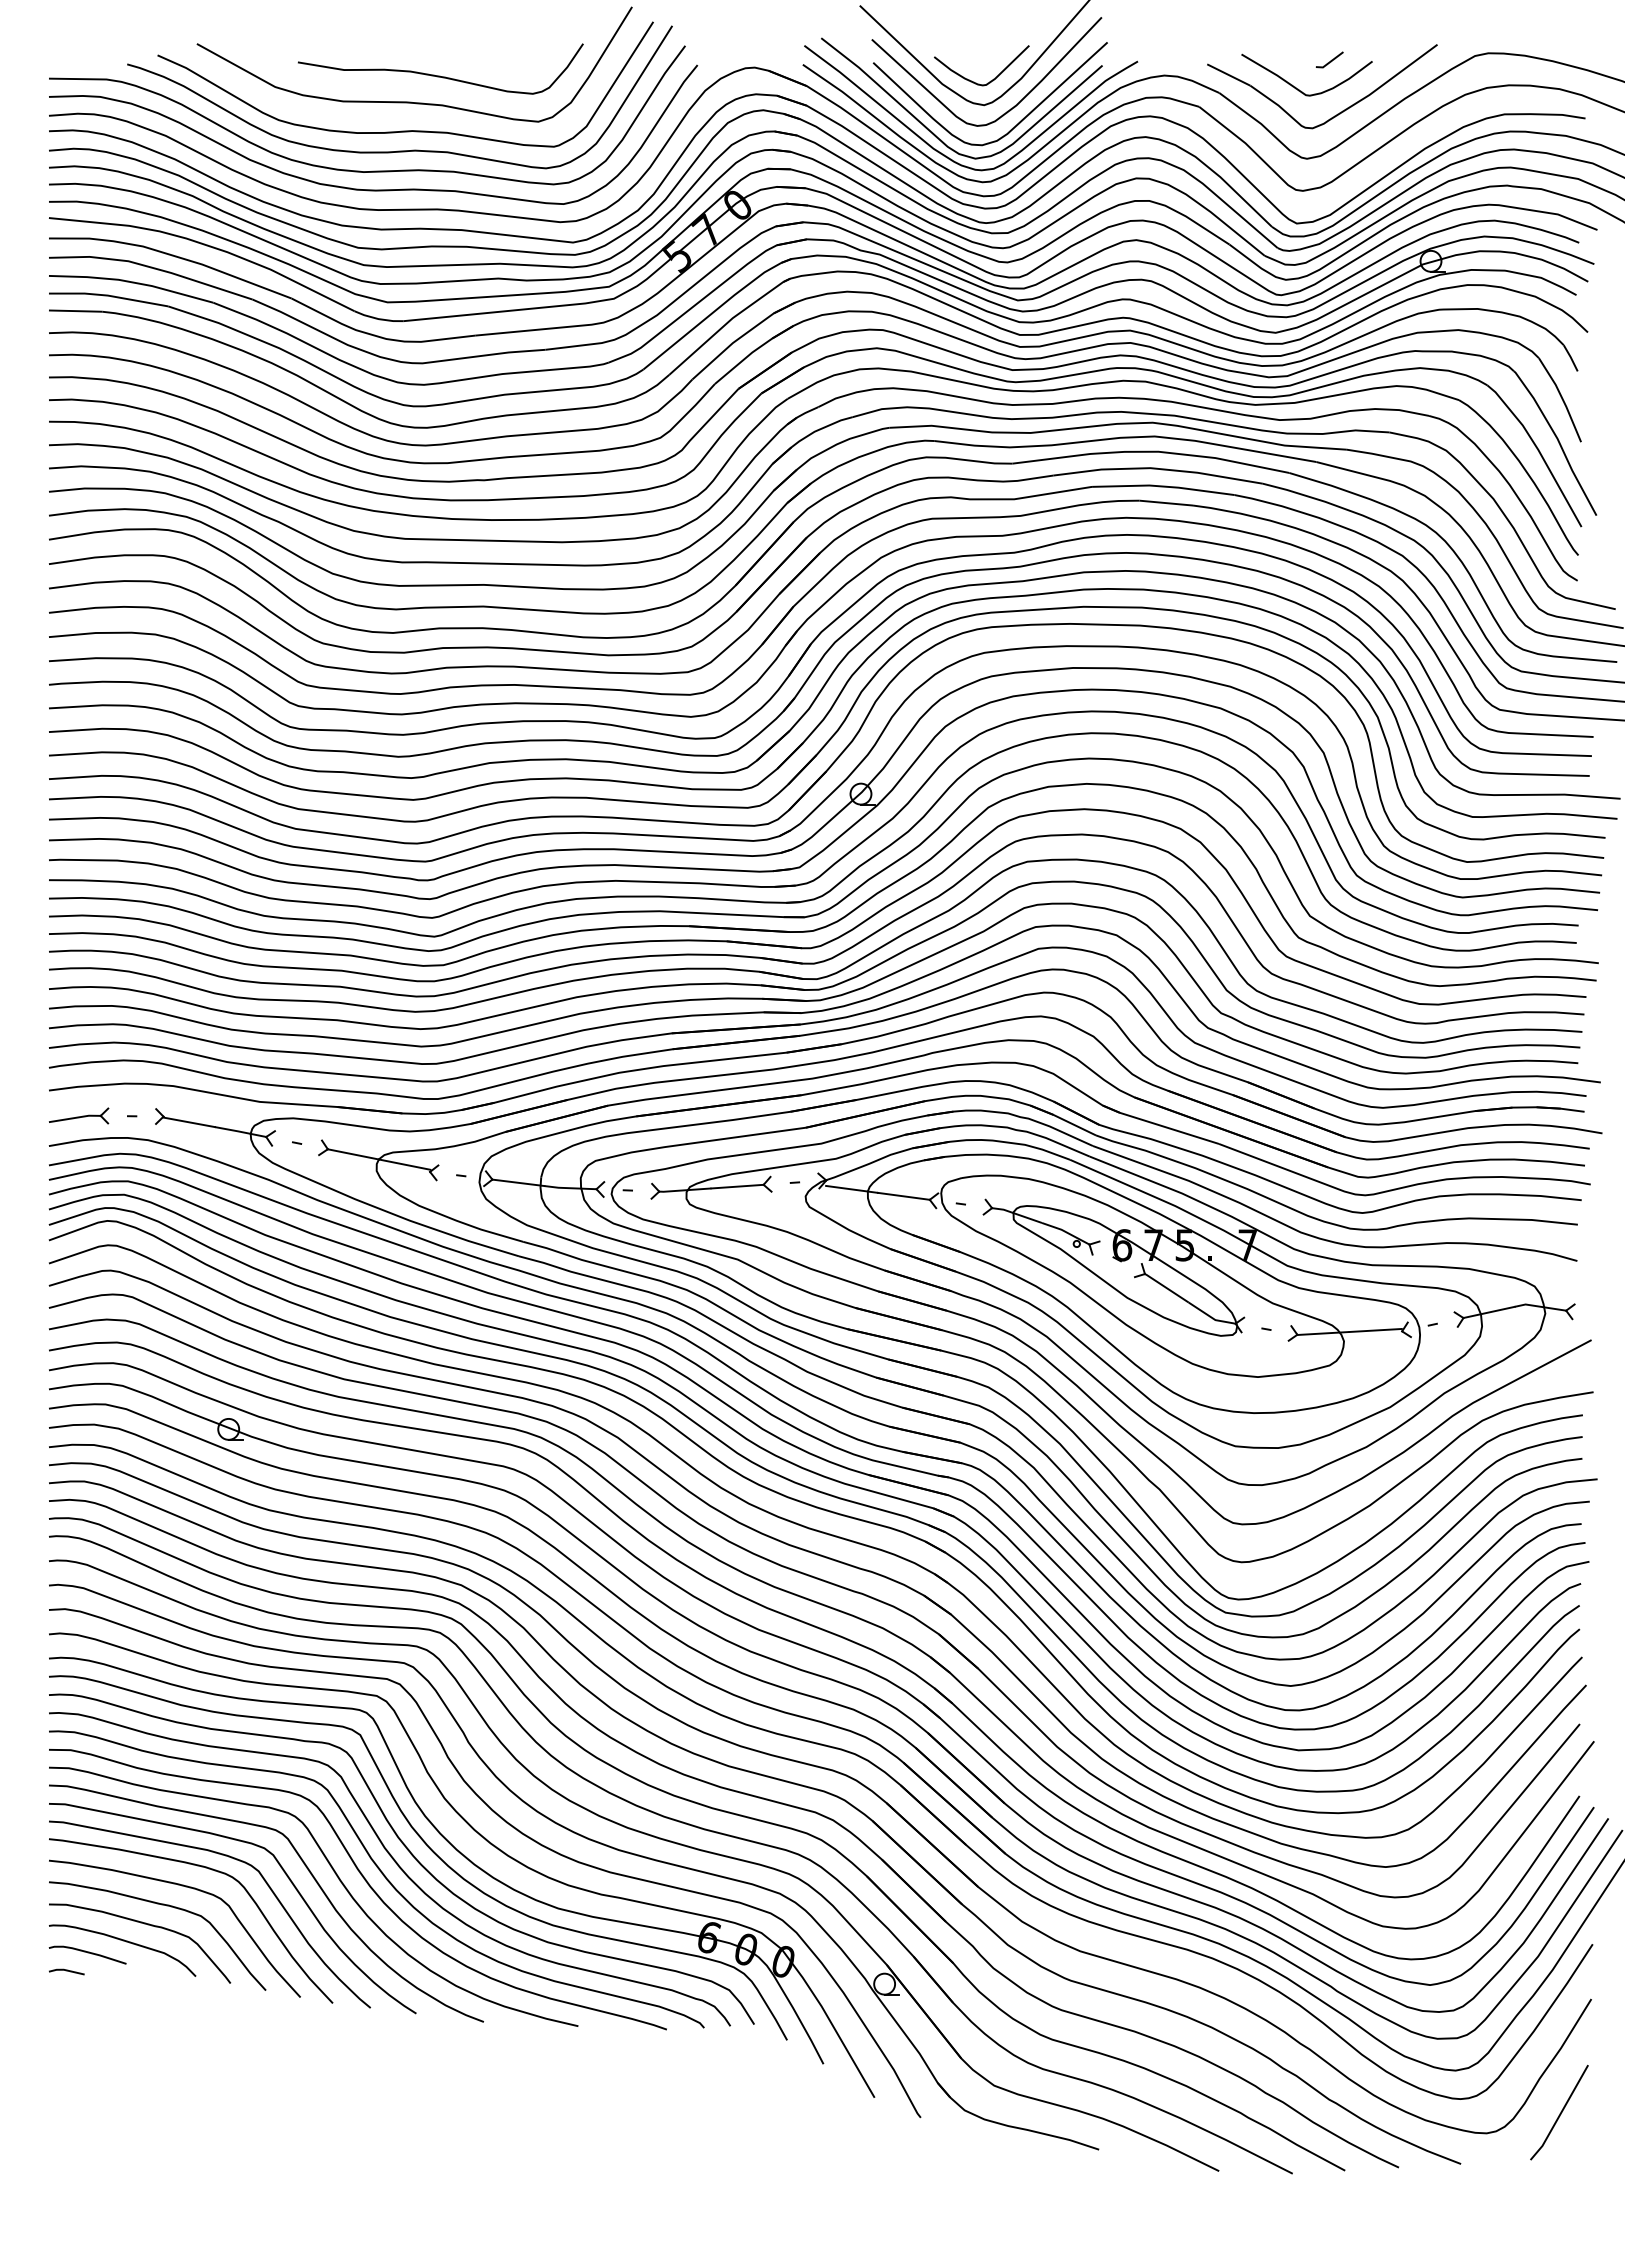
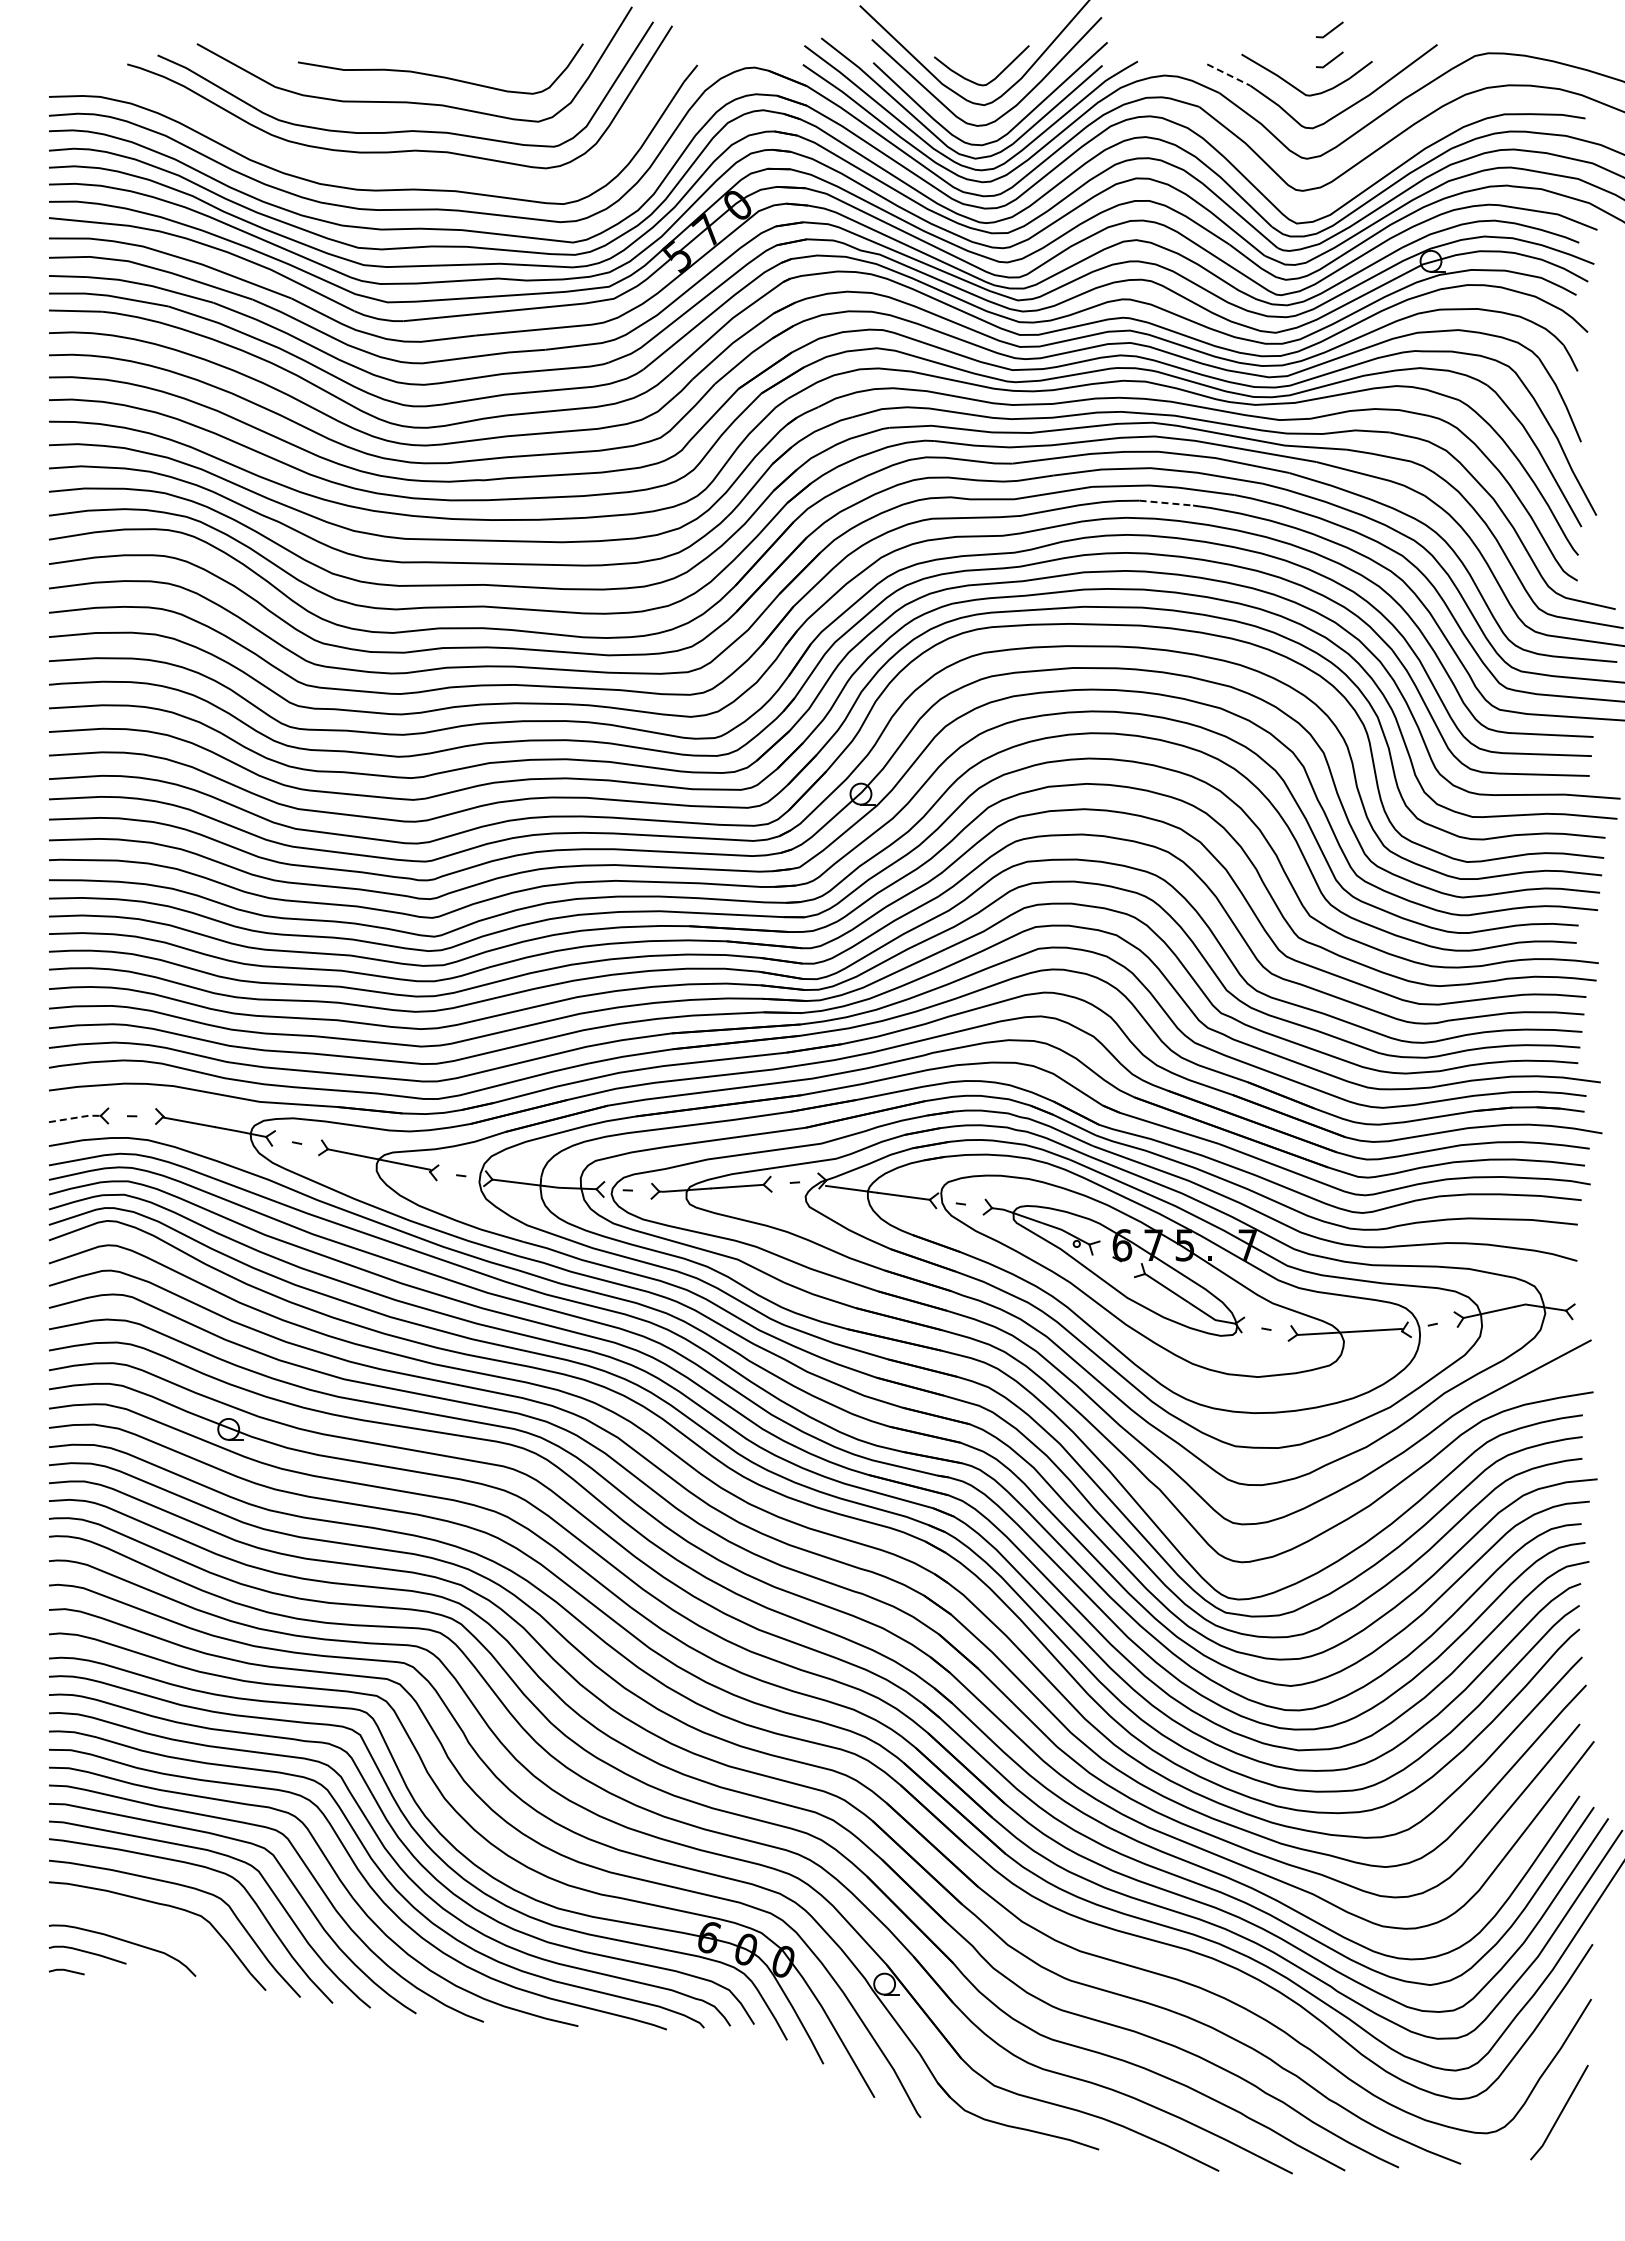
line: none -> present (1330, 30)
line: solid -> dashed (1229, 75)
curve: present -> none (372, 170)
line: solid -> dashed (1166, 503)
line: solid -> dashed (75, 1117)
curve: present -> none (147, 1925)
